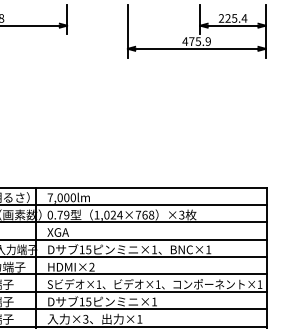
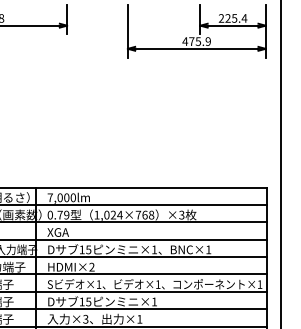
line: none -> present (281, 163)
